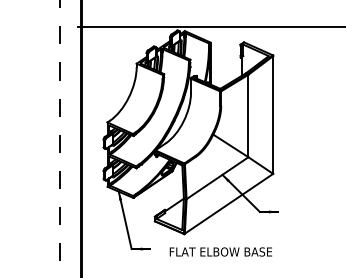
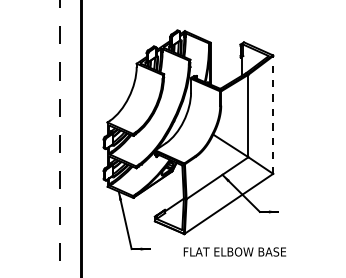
line: present -> none (210, 26)
line: solid -> dashed (273, 114)
text position: (220, 251) -> (234, 251) (234, 251)
